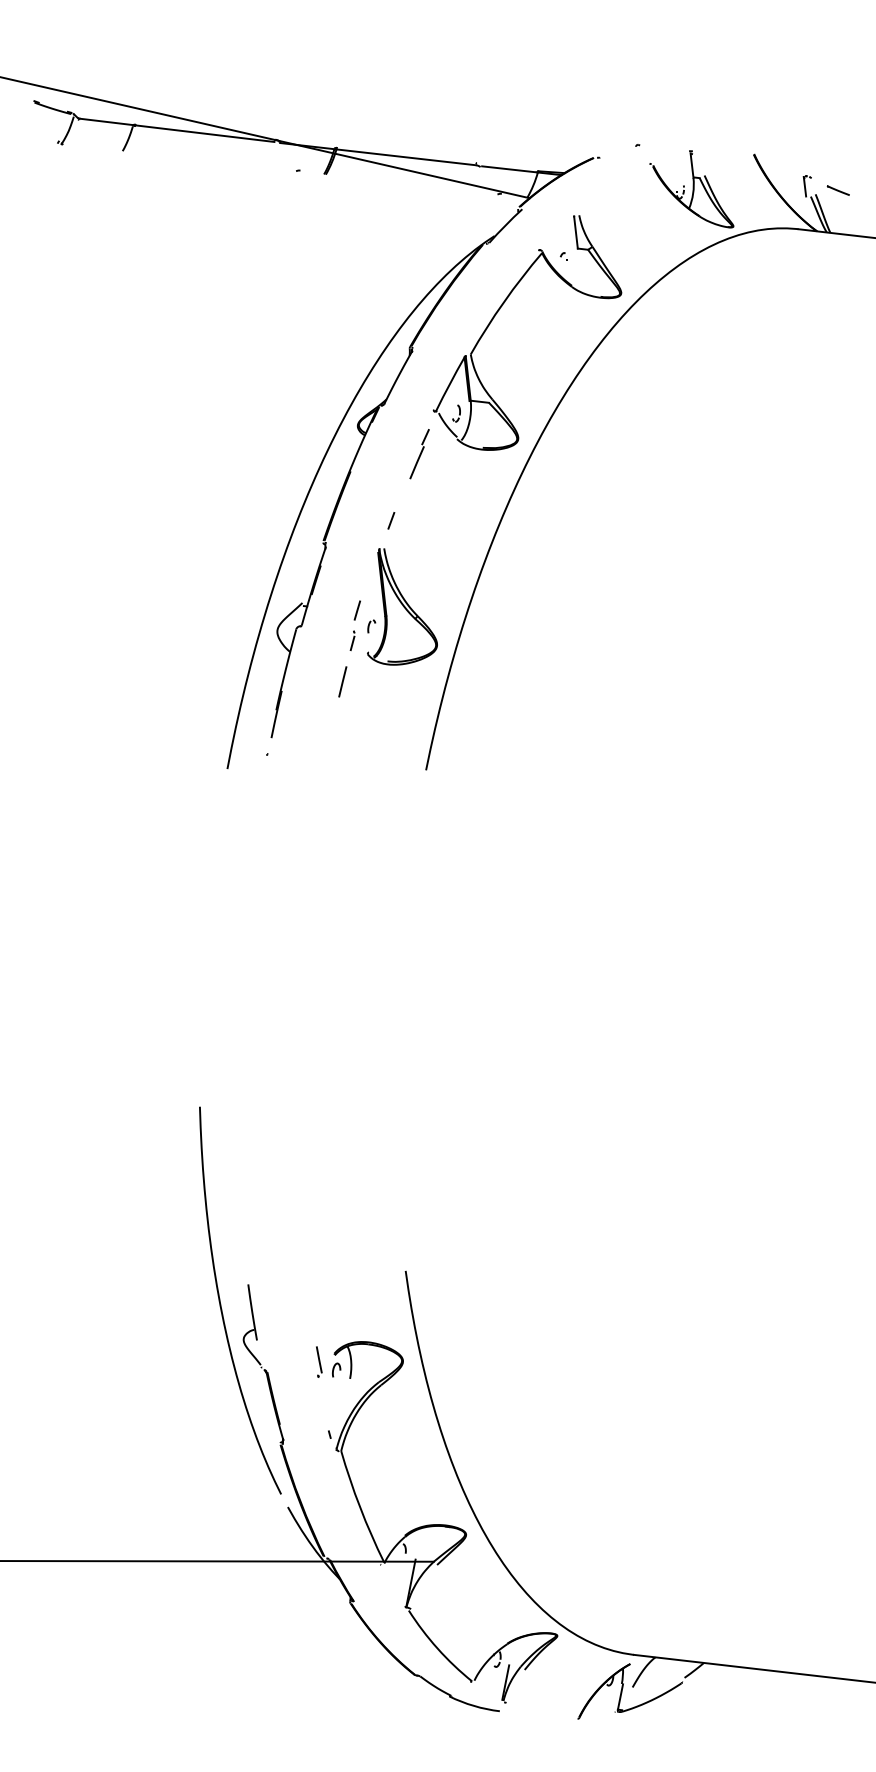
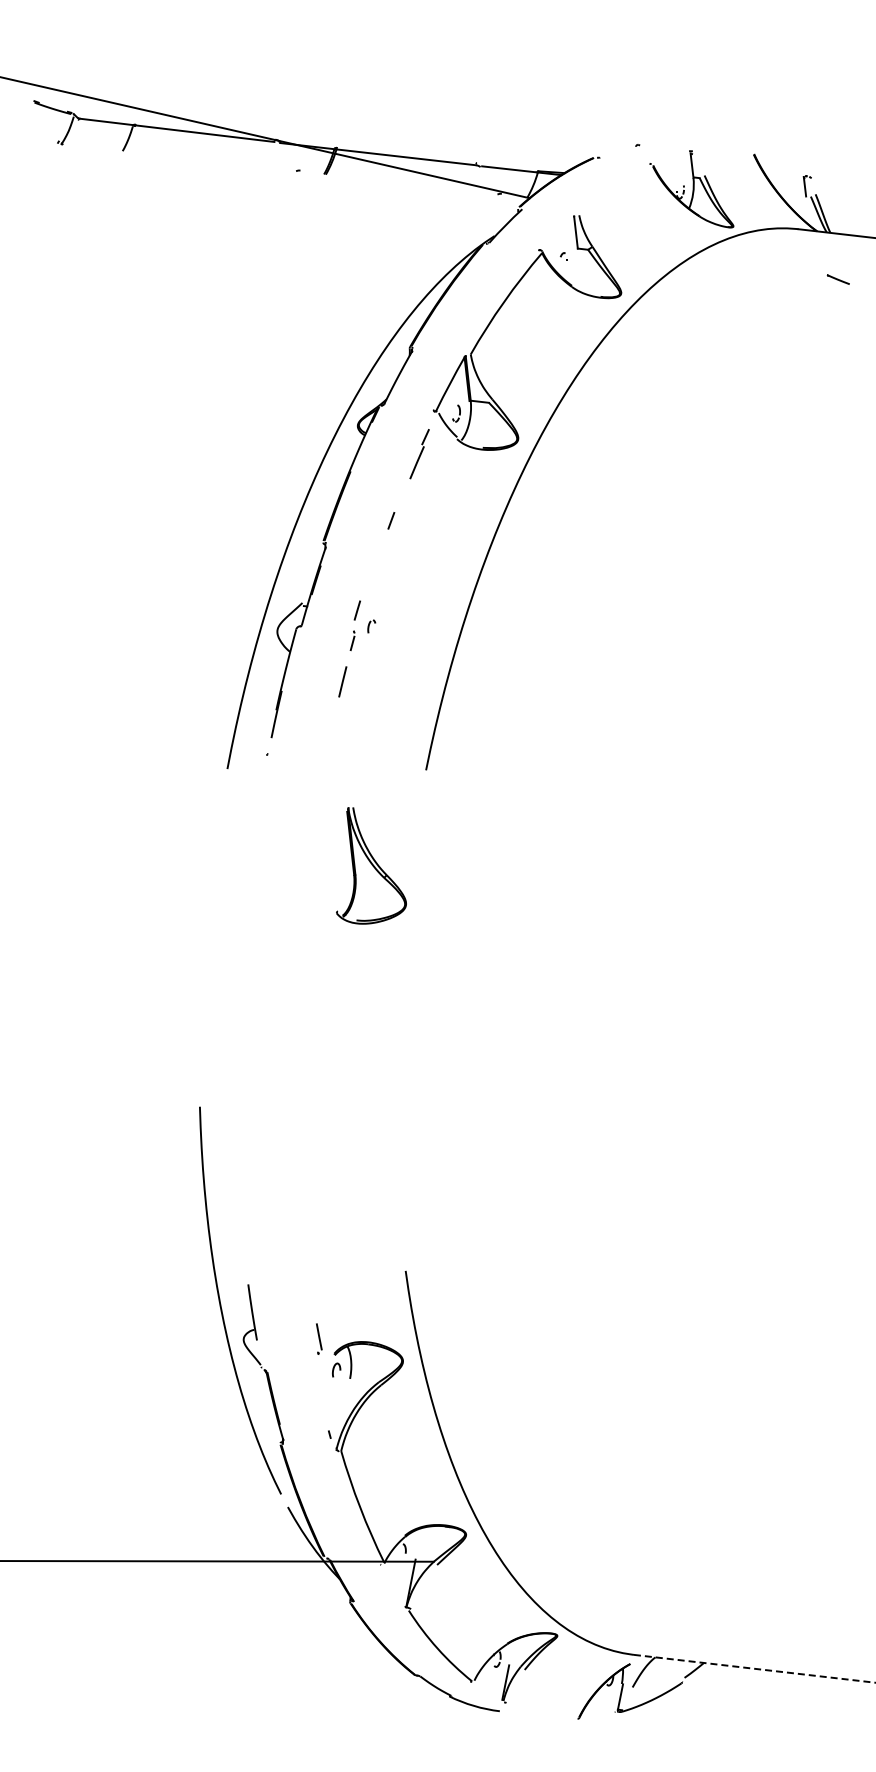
line position: (837, 190) -> (837, 279) (837, 279)
part position: (402, 606) -> (371, 865) (371, 865)
part position: (319, 1361) -> (319, 1338) (319, 1338)
line: solid -> dashed (755, 1668)
